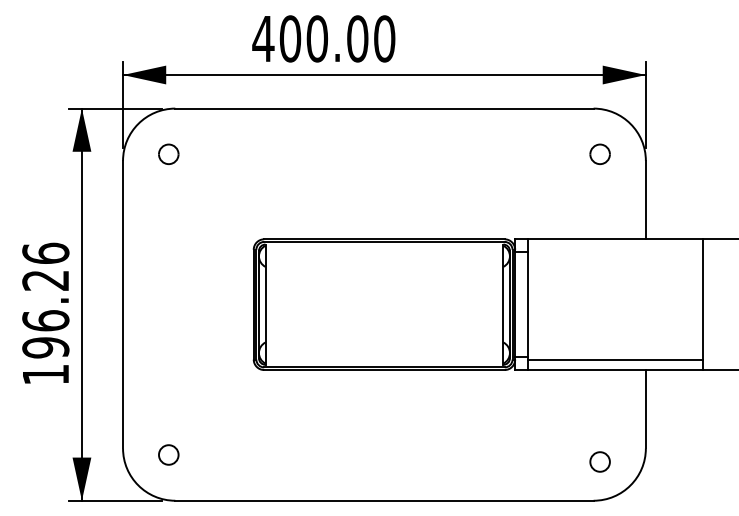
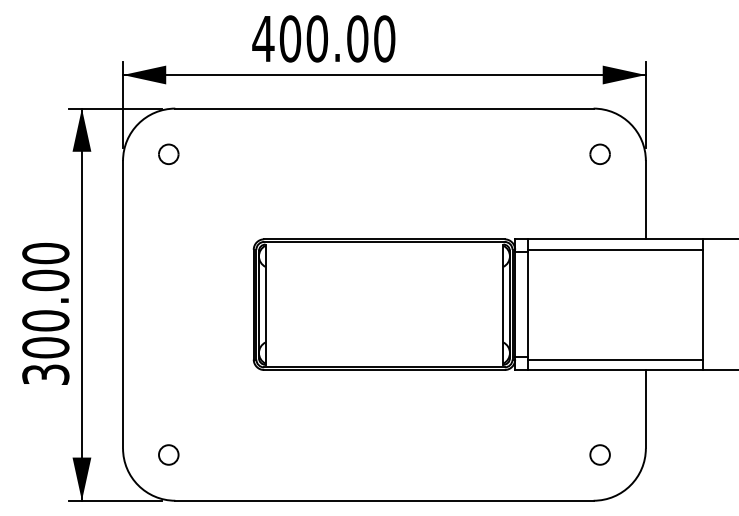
line: none -> present (615, 249)
text: 196.26 -> 300.00 (45, 313)
part position: (599, 461) -> (599, 454) (599, 454)
